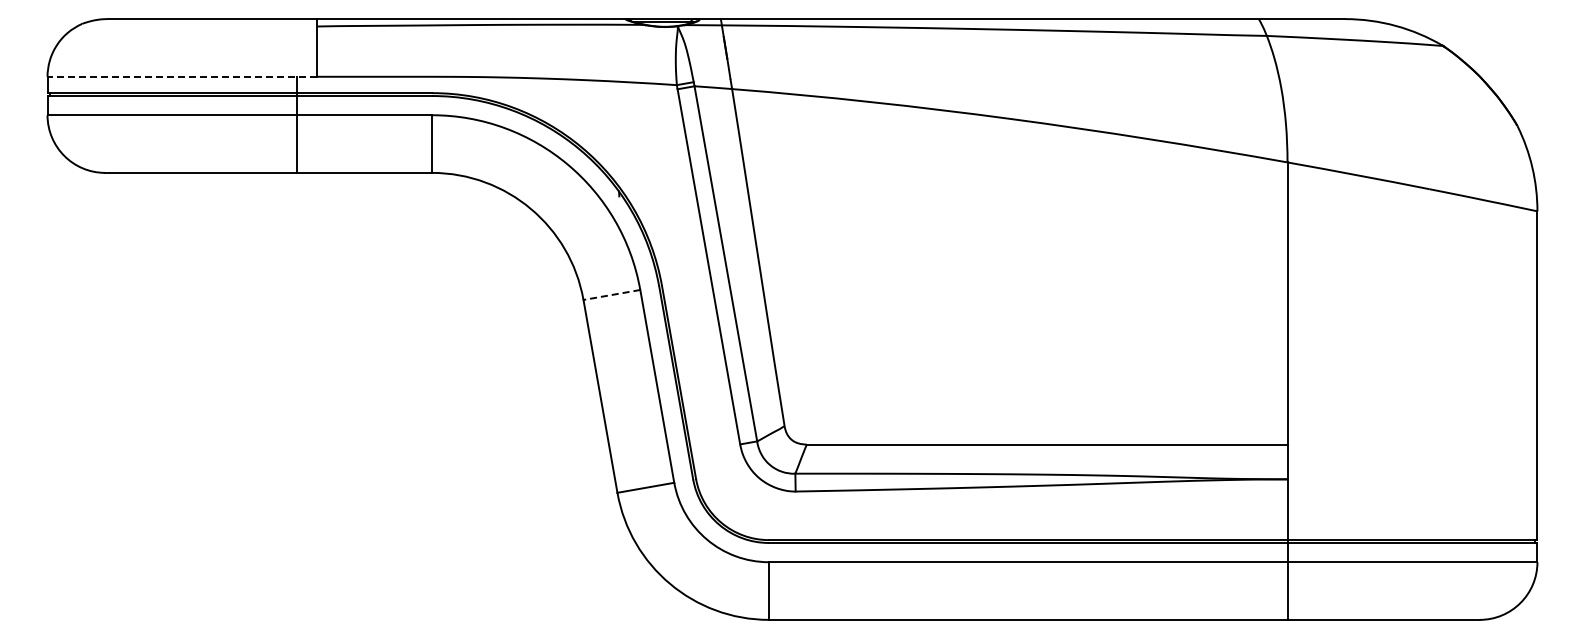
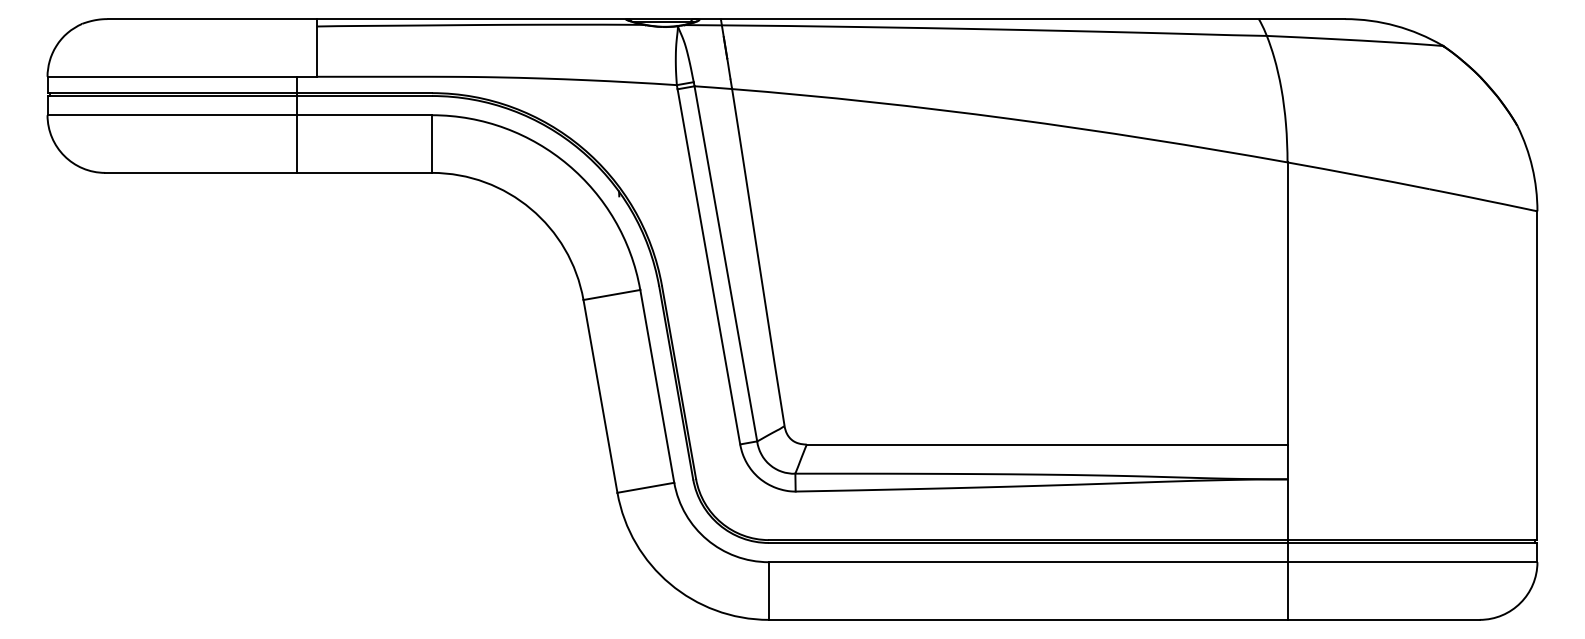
line: dashed -> solid (182, 76)
line: dashed -> solid (611, 294)
